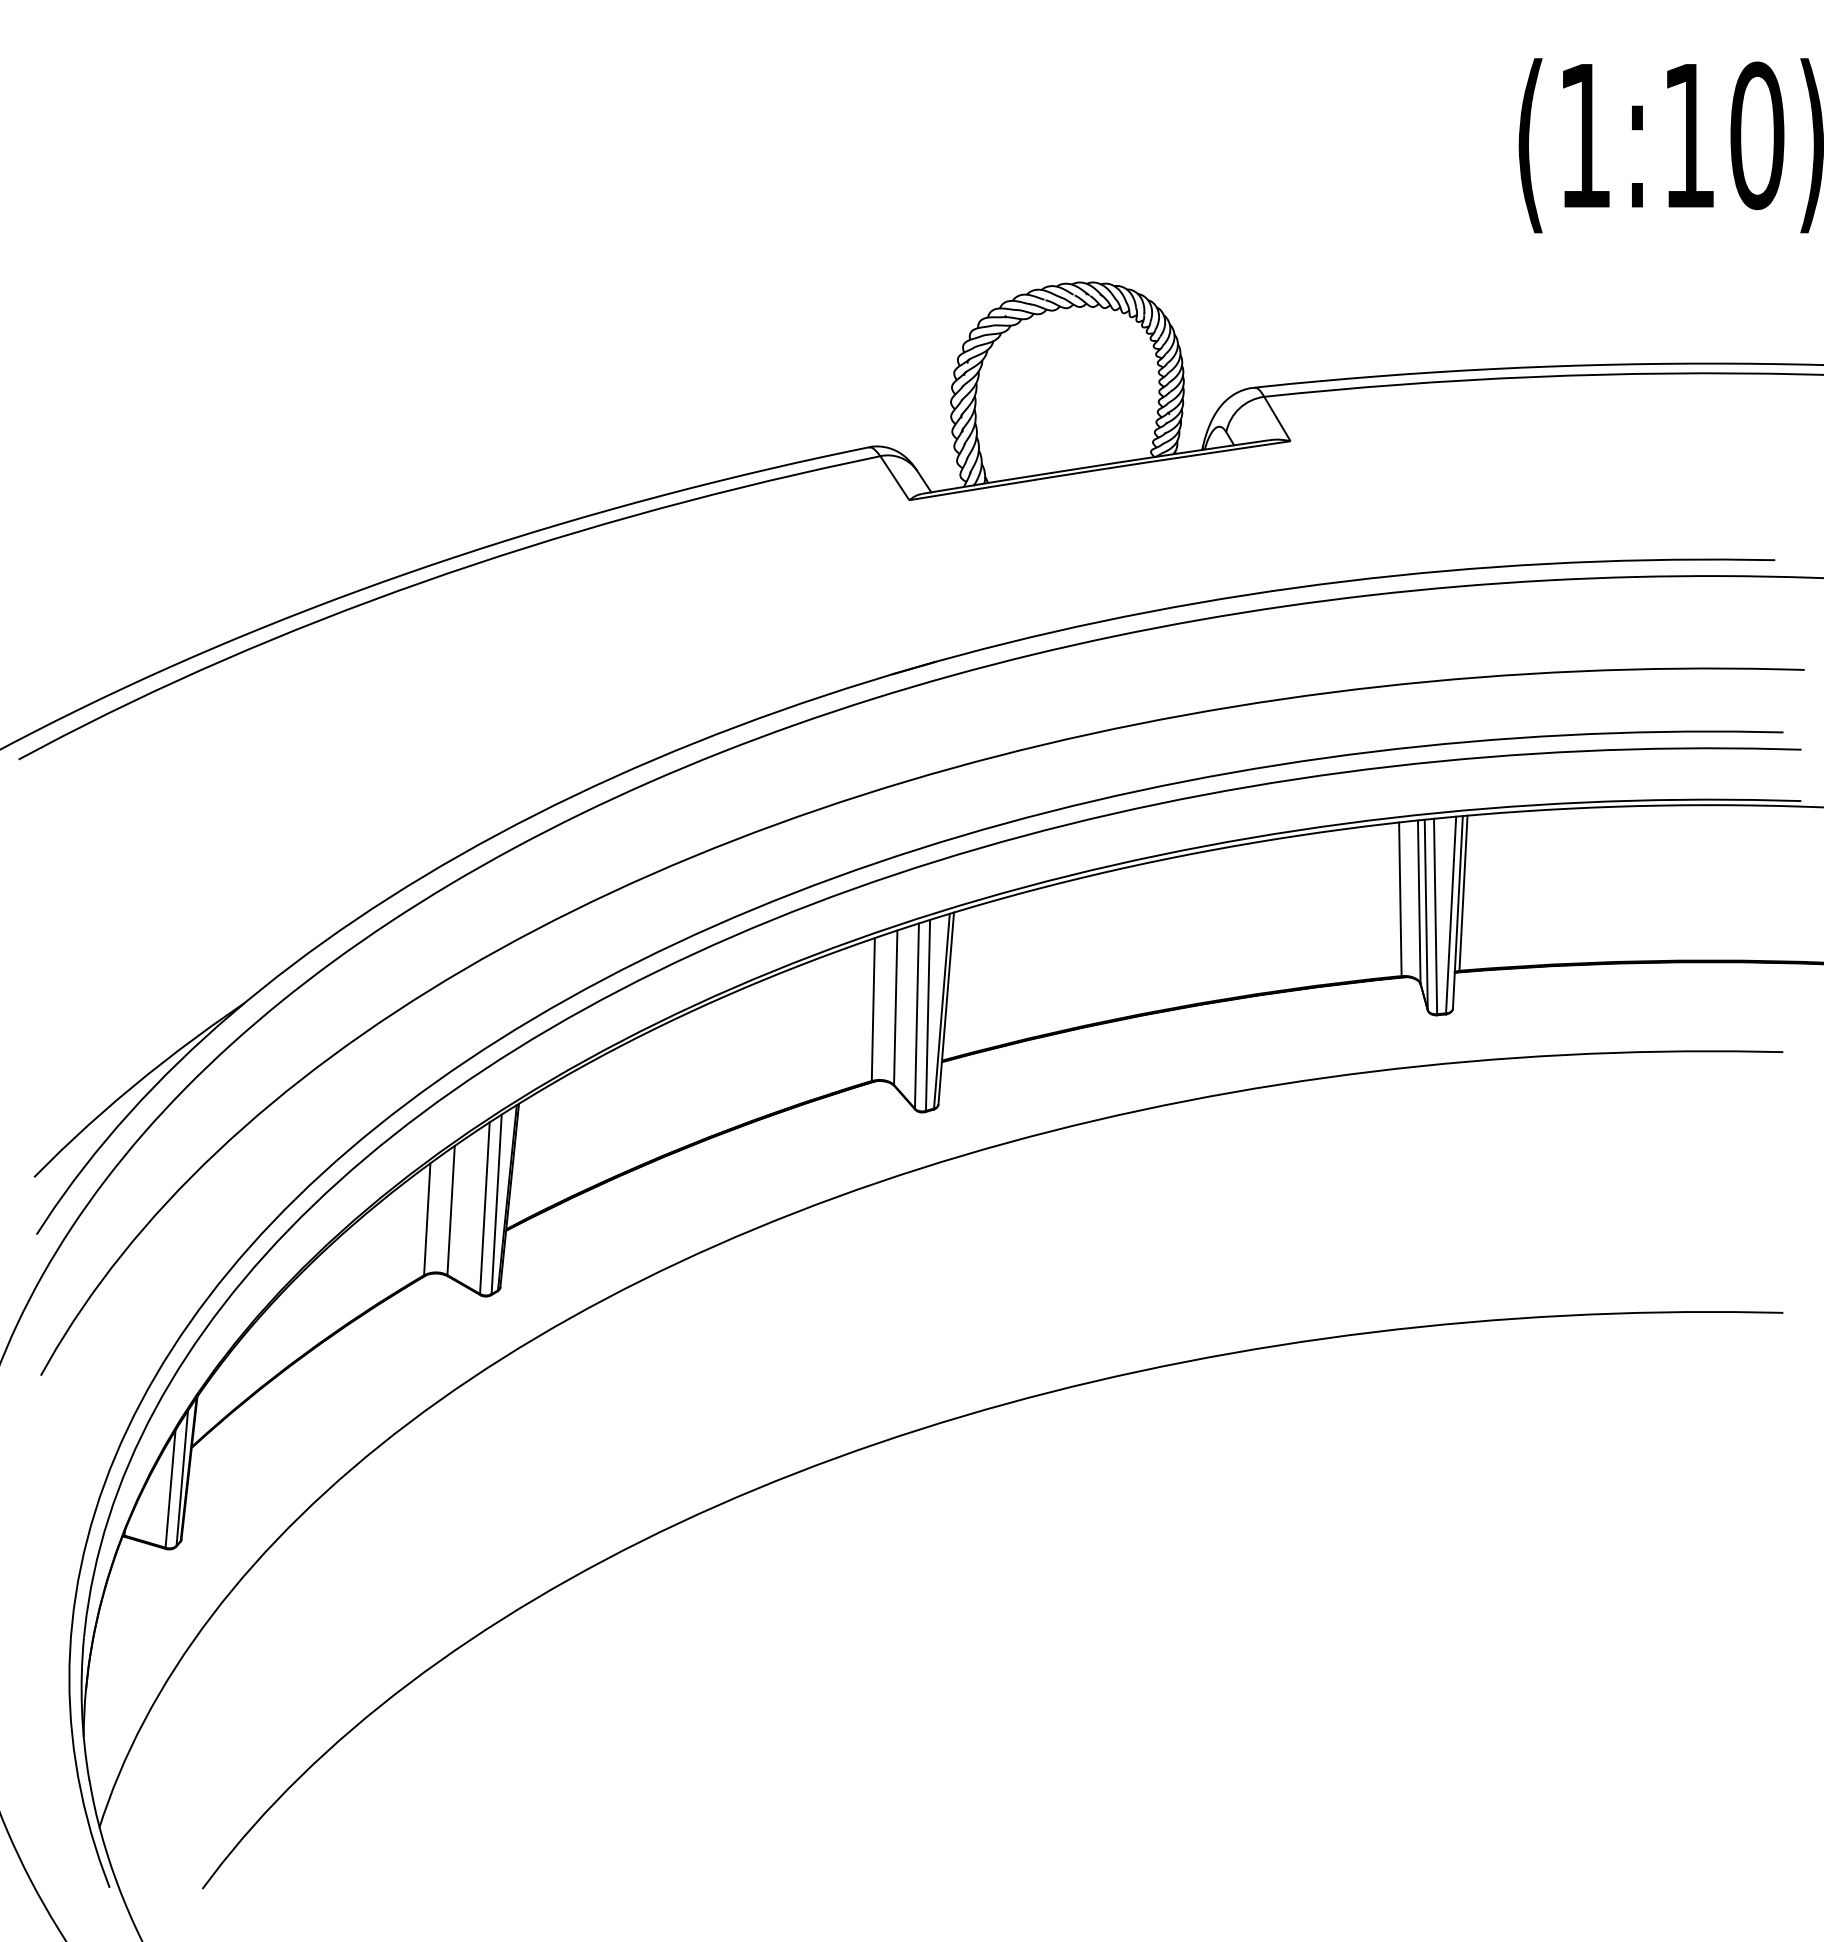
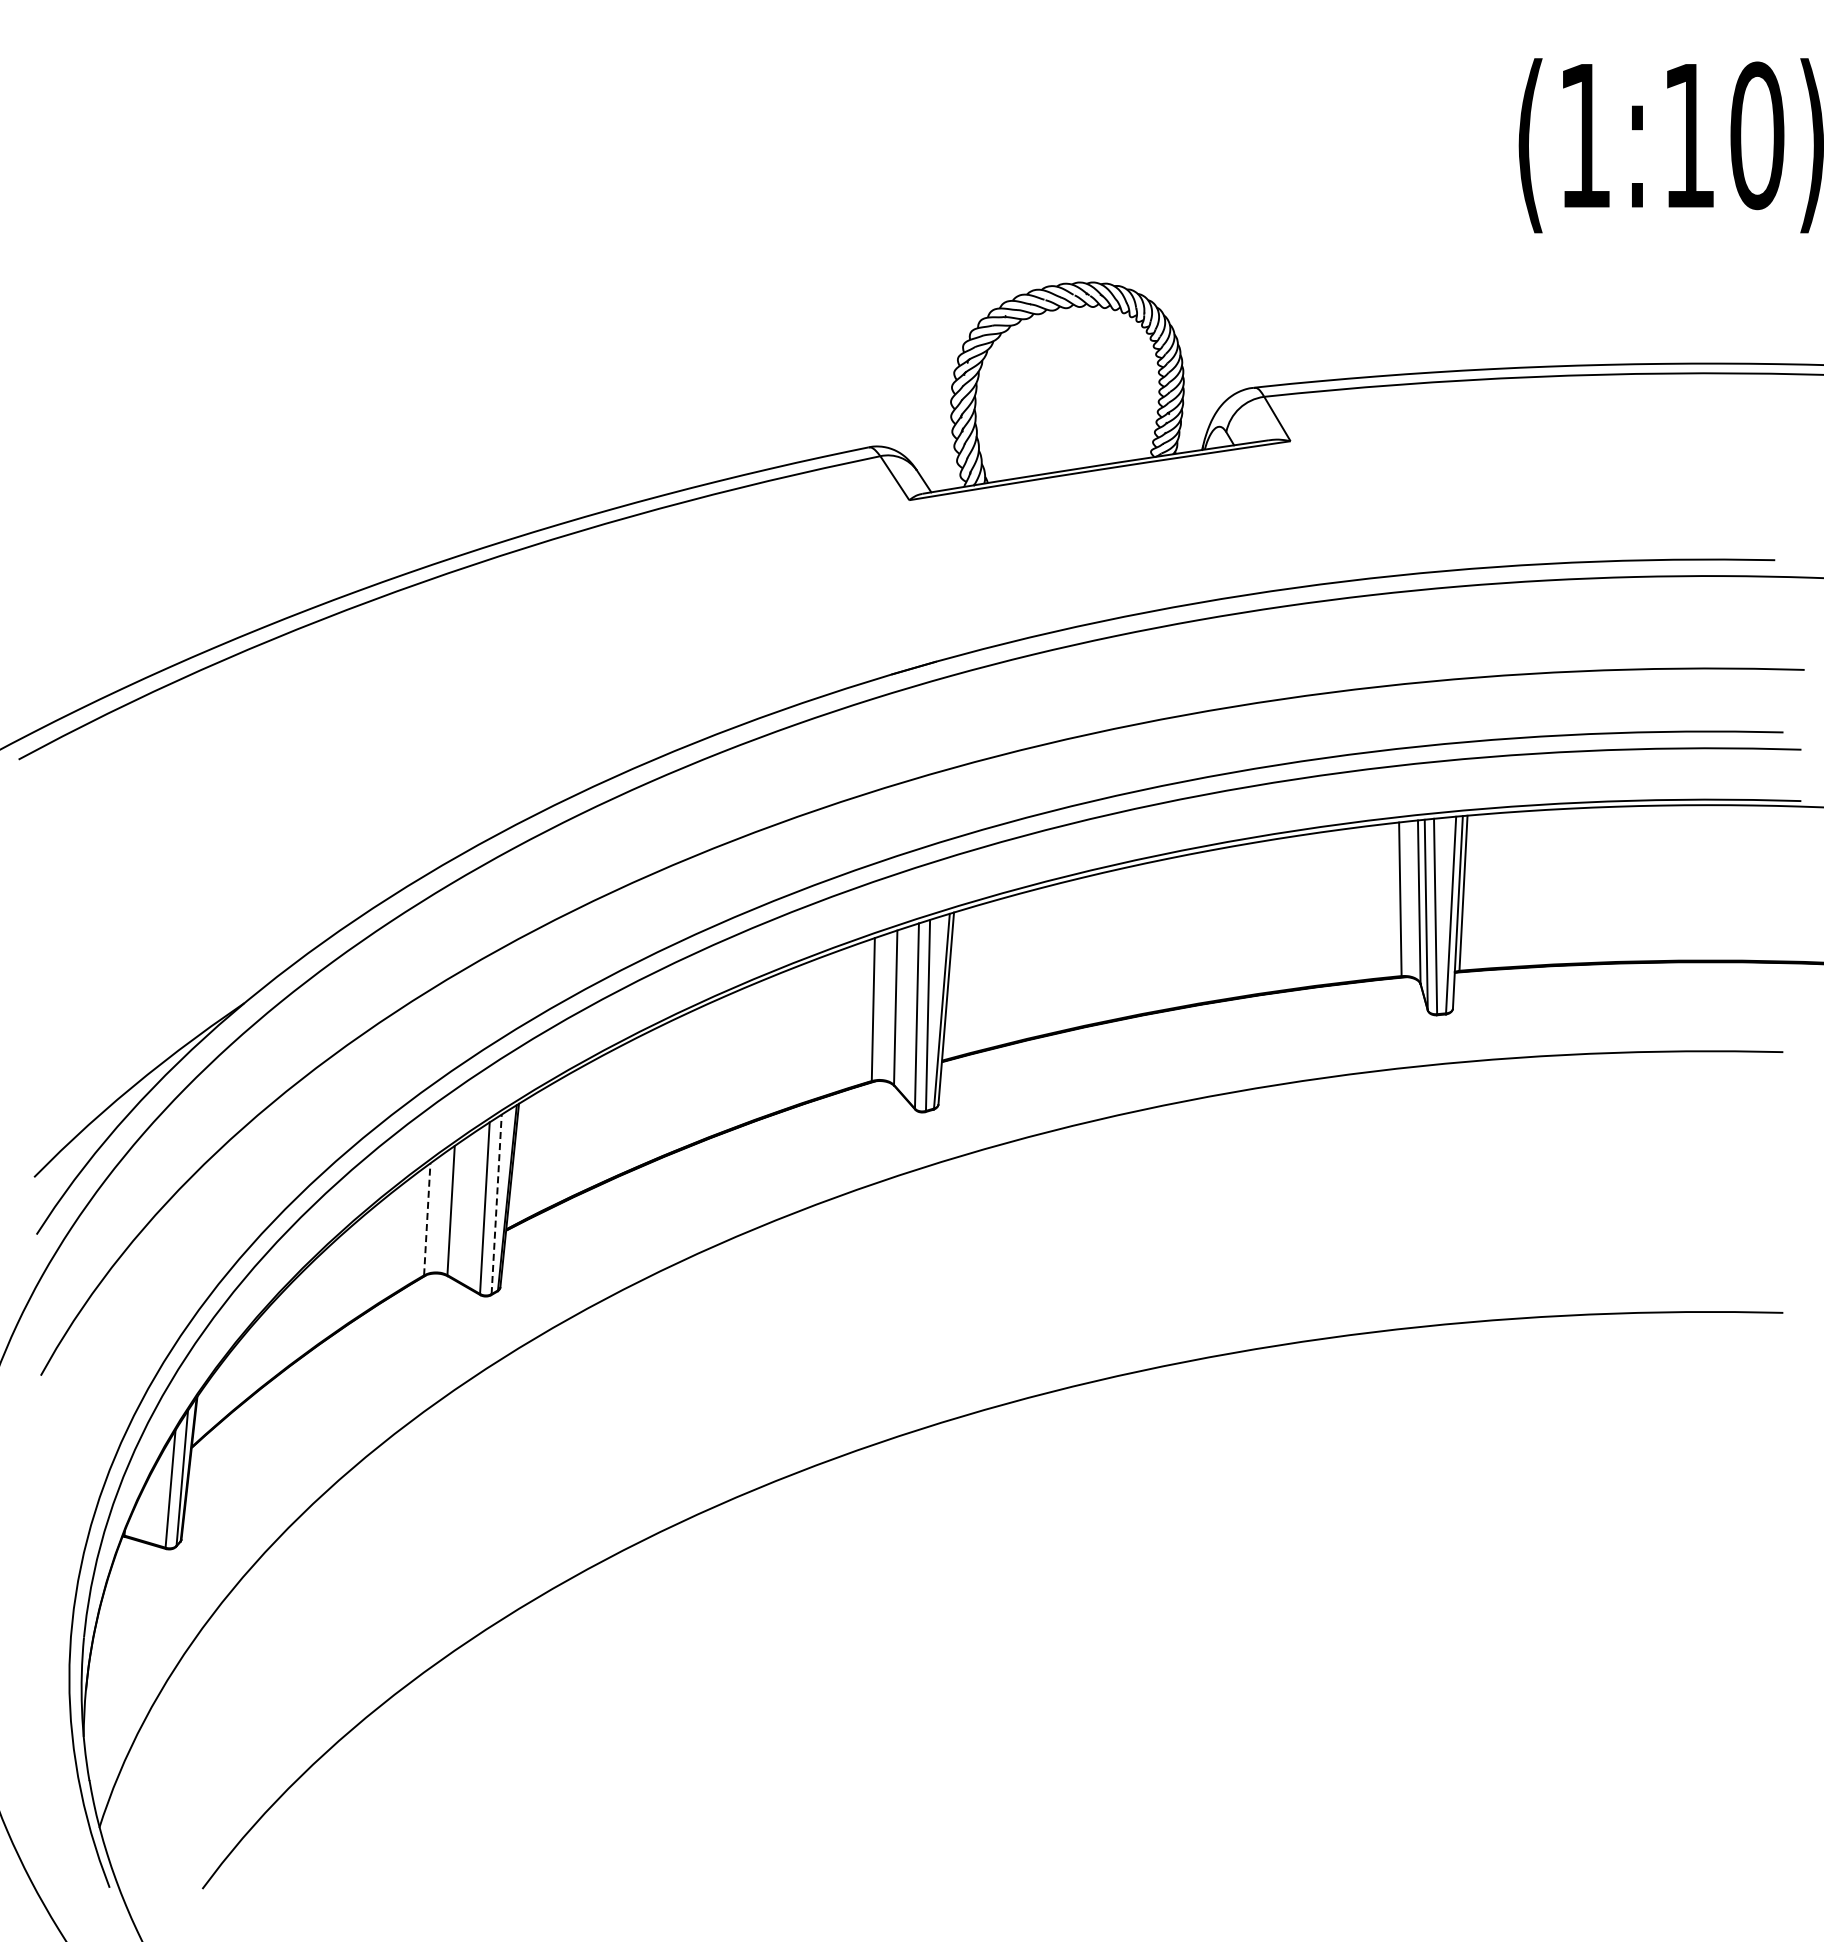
line: solid -> dashed (496, 1204)
line: solid -> dashed (427, 1218)
